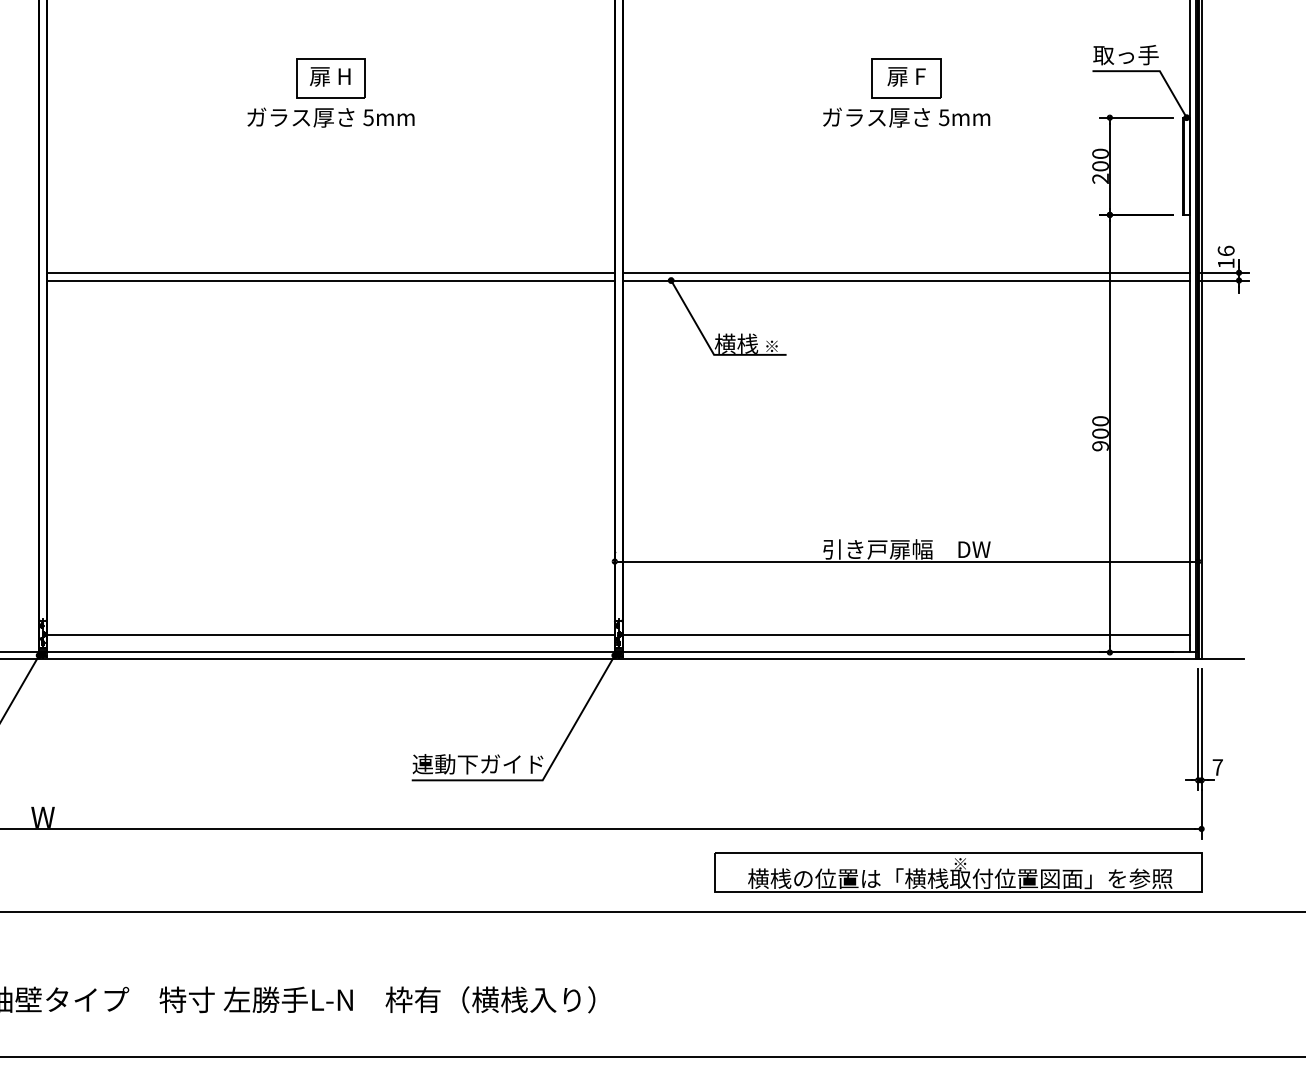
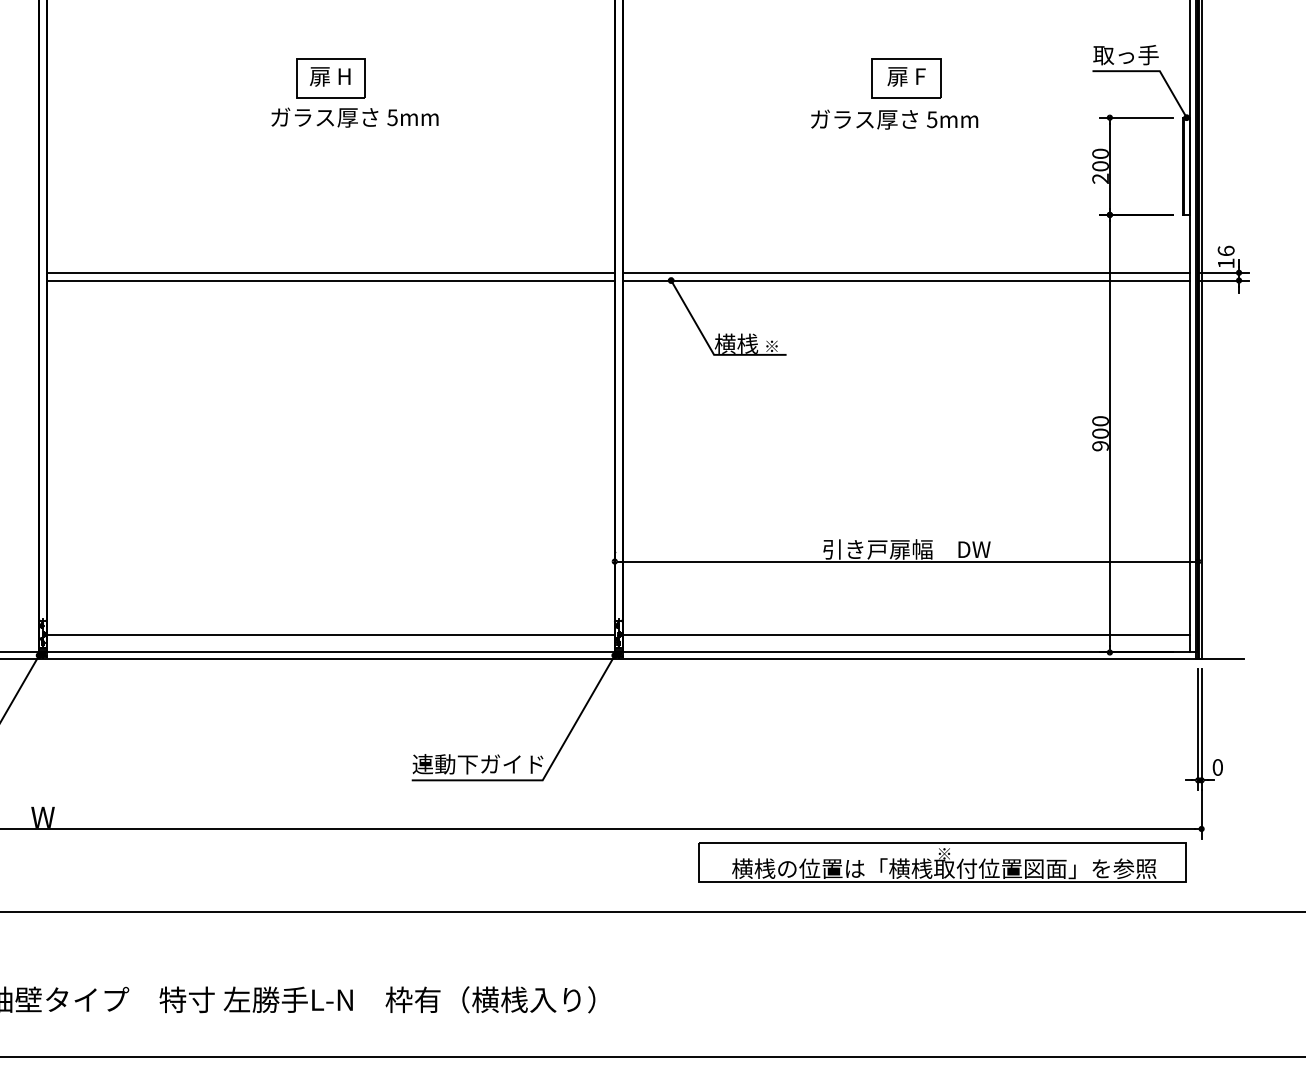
text position: (330, 117) -> (354, 117) (354, 117)
text position: (906, 117) -> (894, 119) (894, 119)
text: 7 -> 0 (1217, 767)
part position: (958, 872) -> (942, 862) (942, 862)
